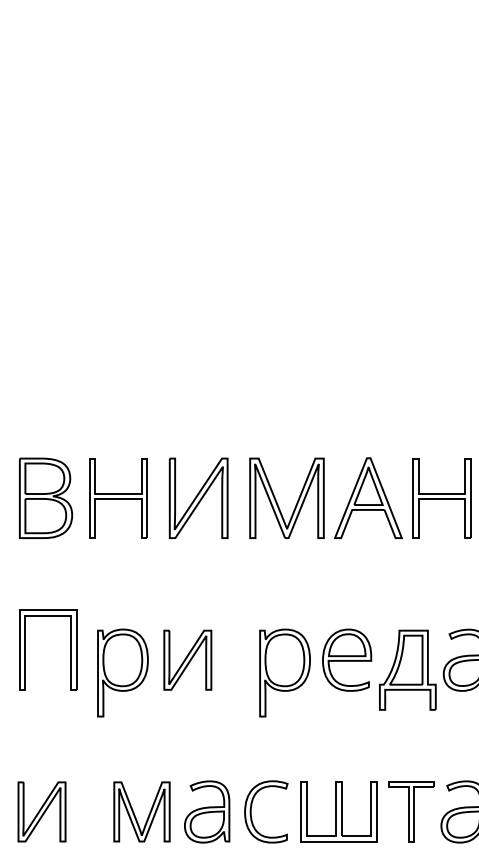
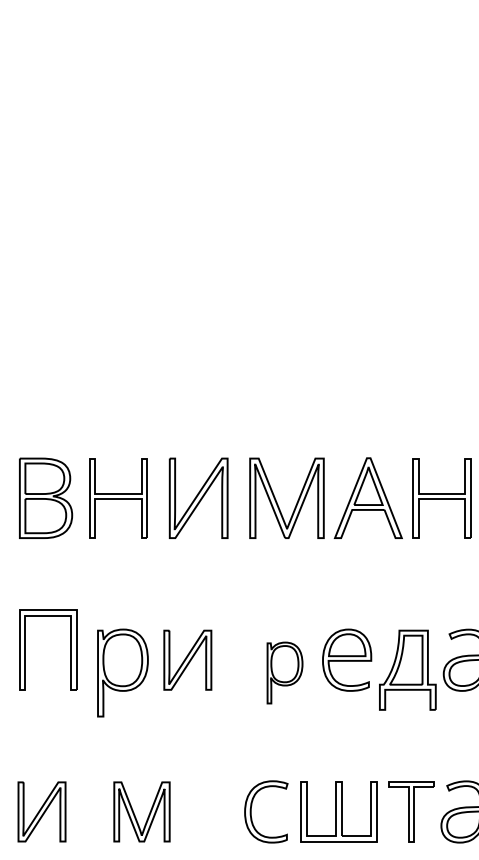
part size: 52x90 px -> 38x64 px (284, 672)
part: present -> none (207, 811)
